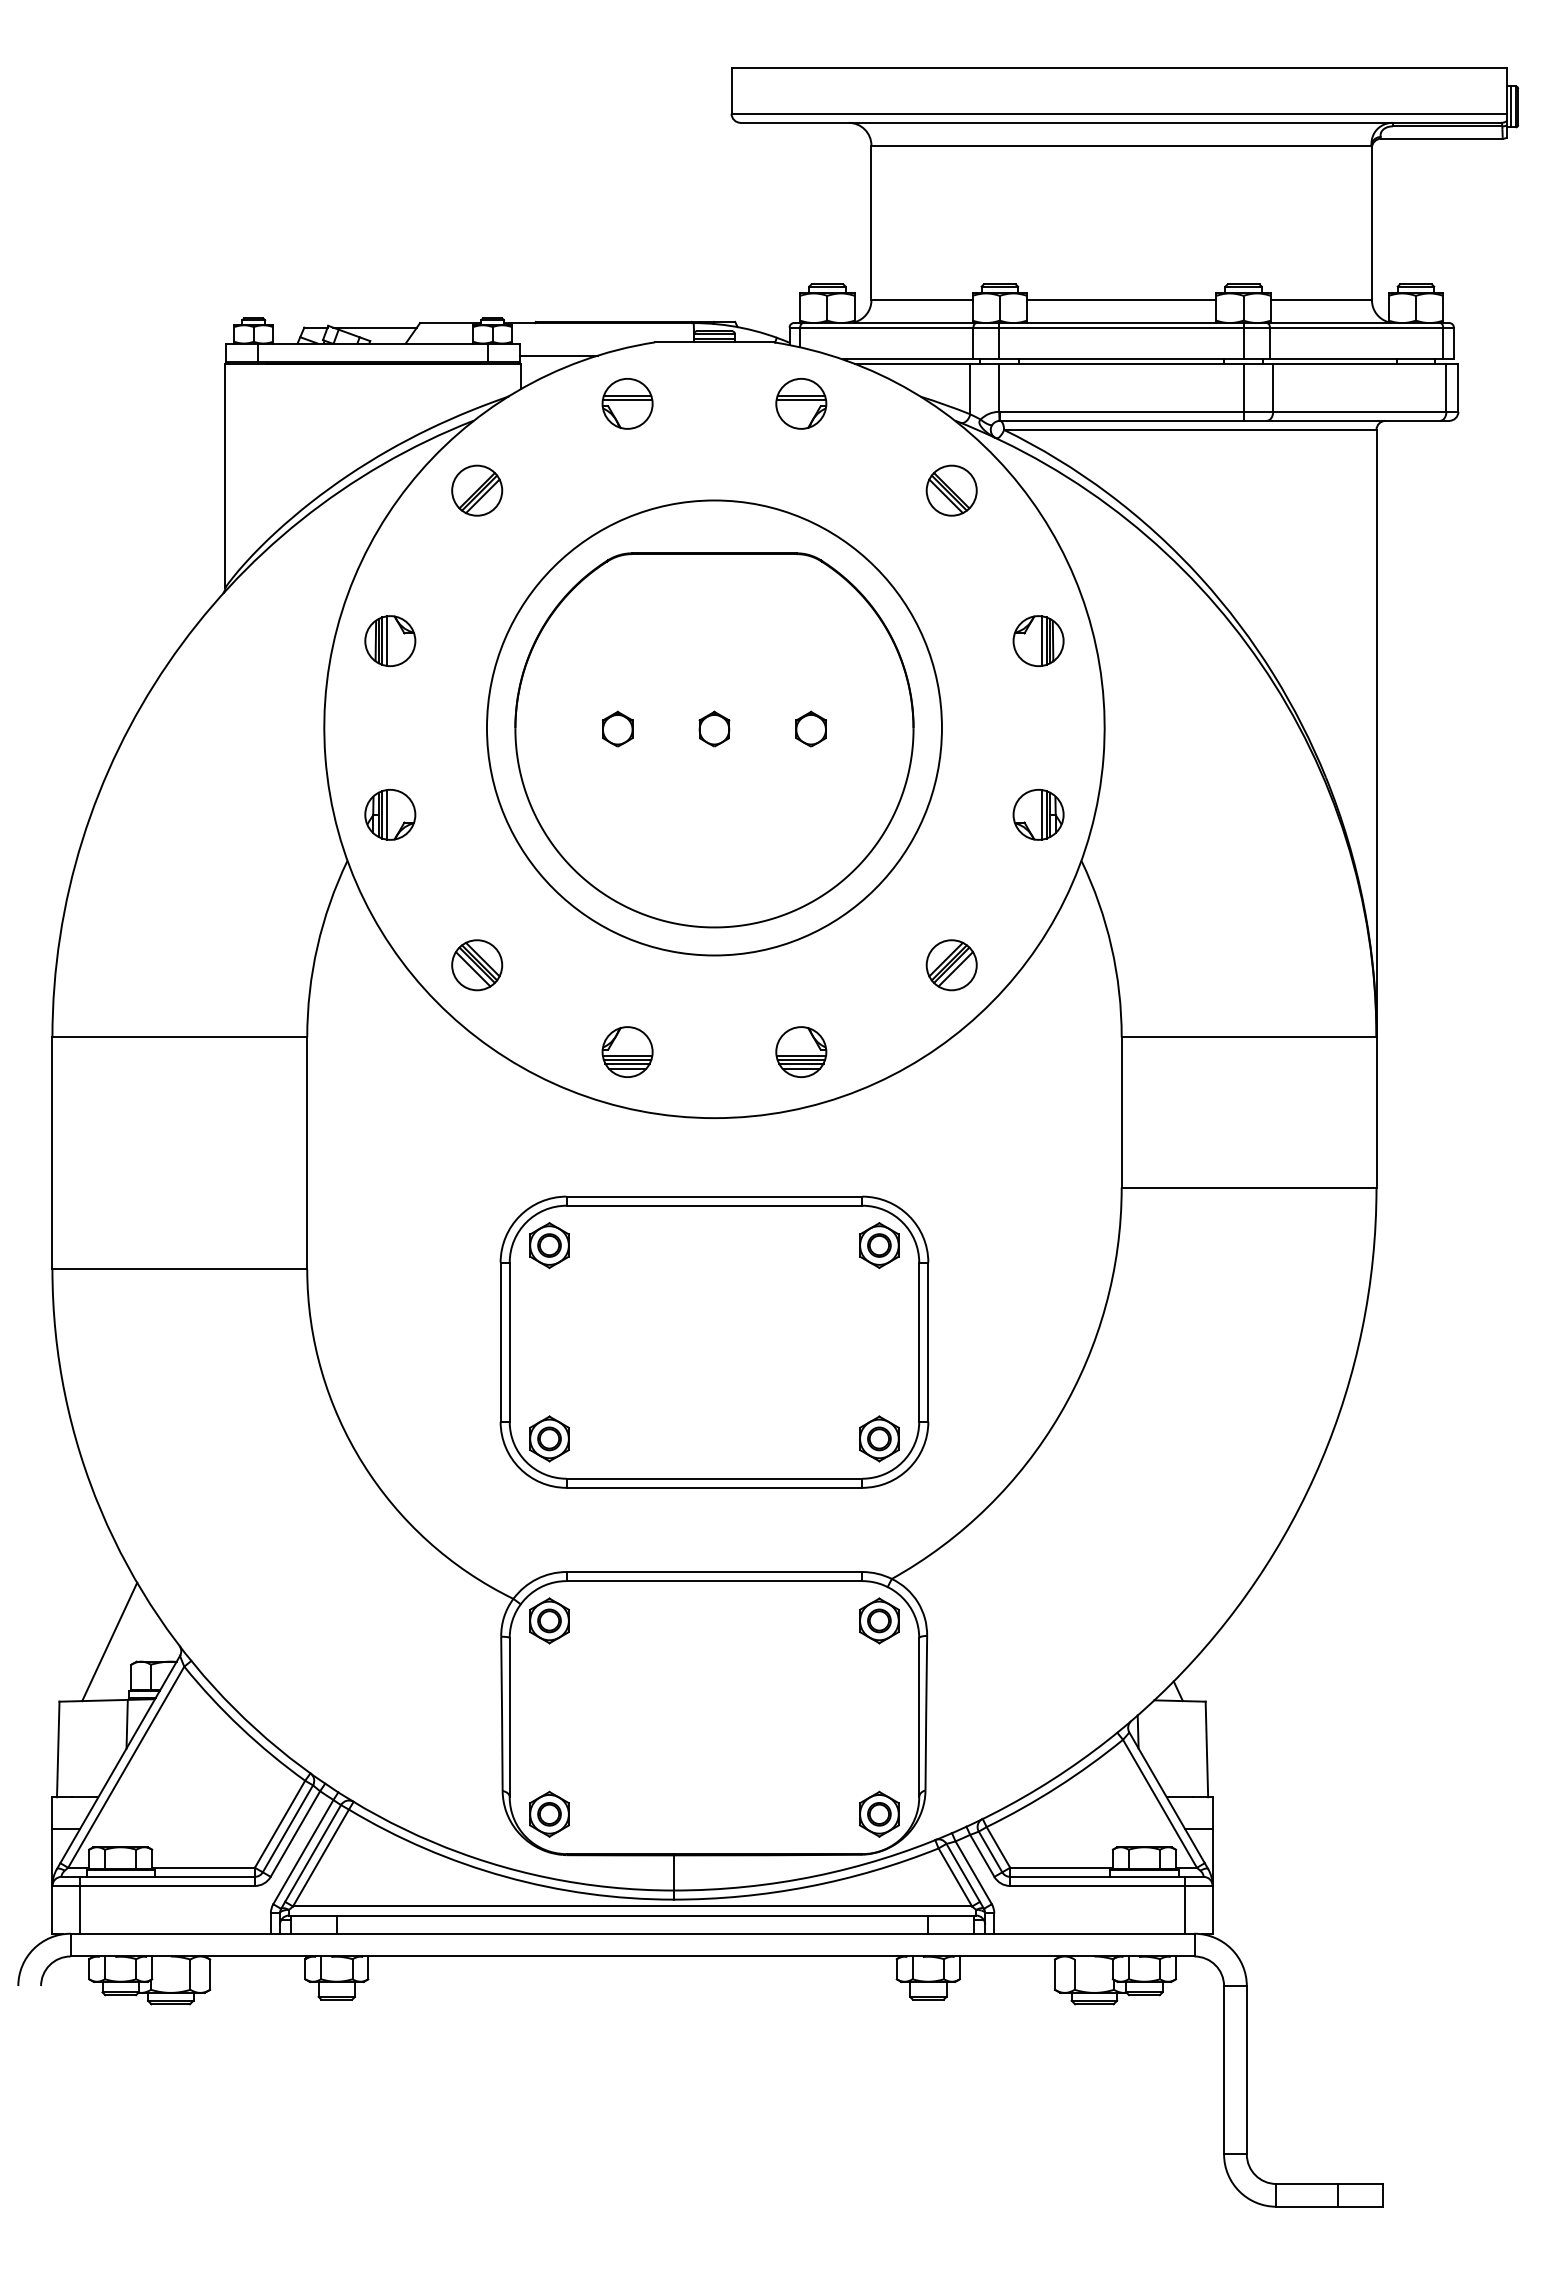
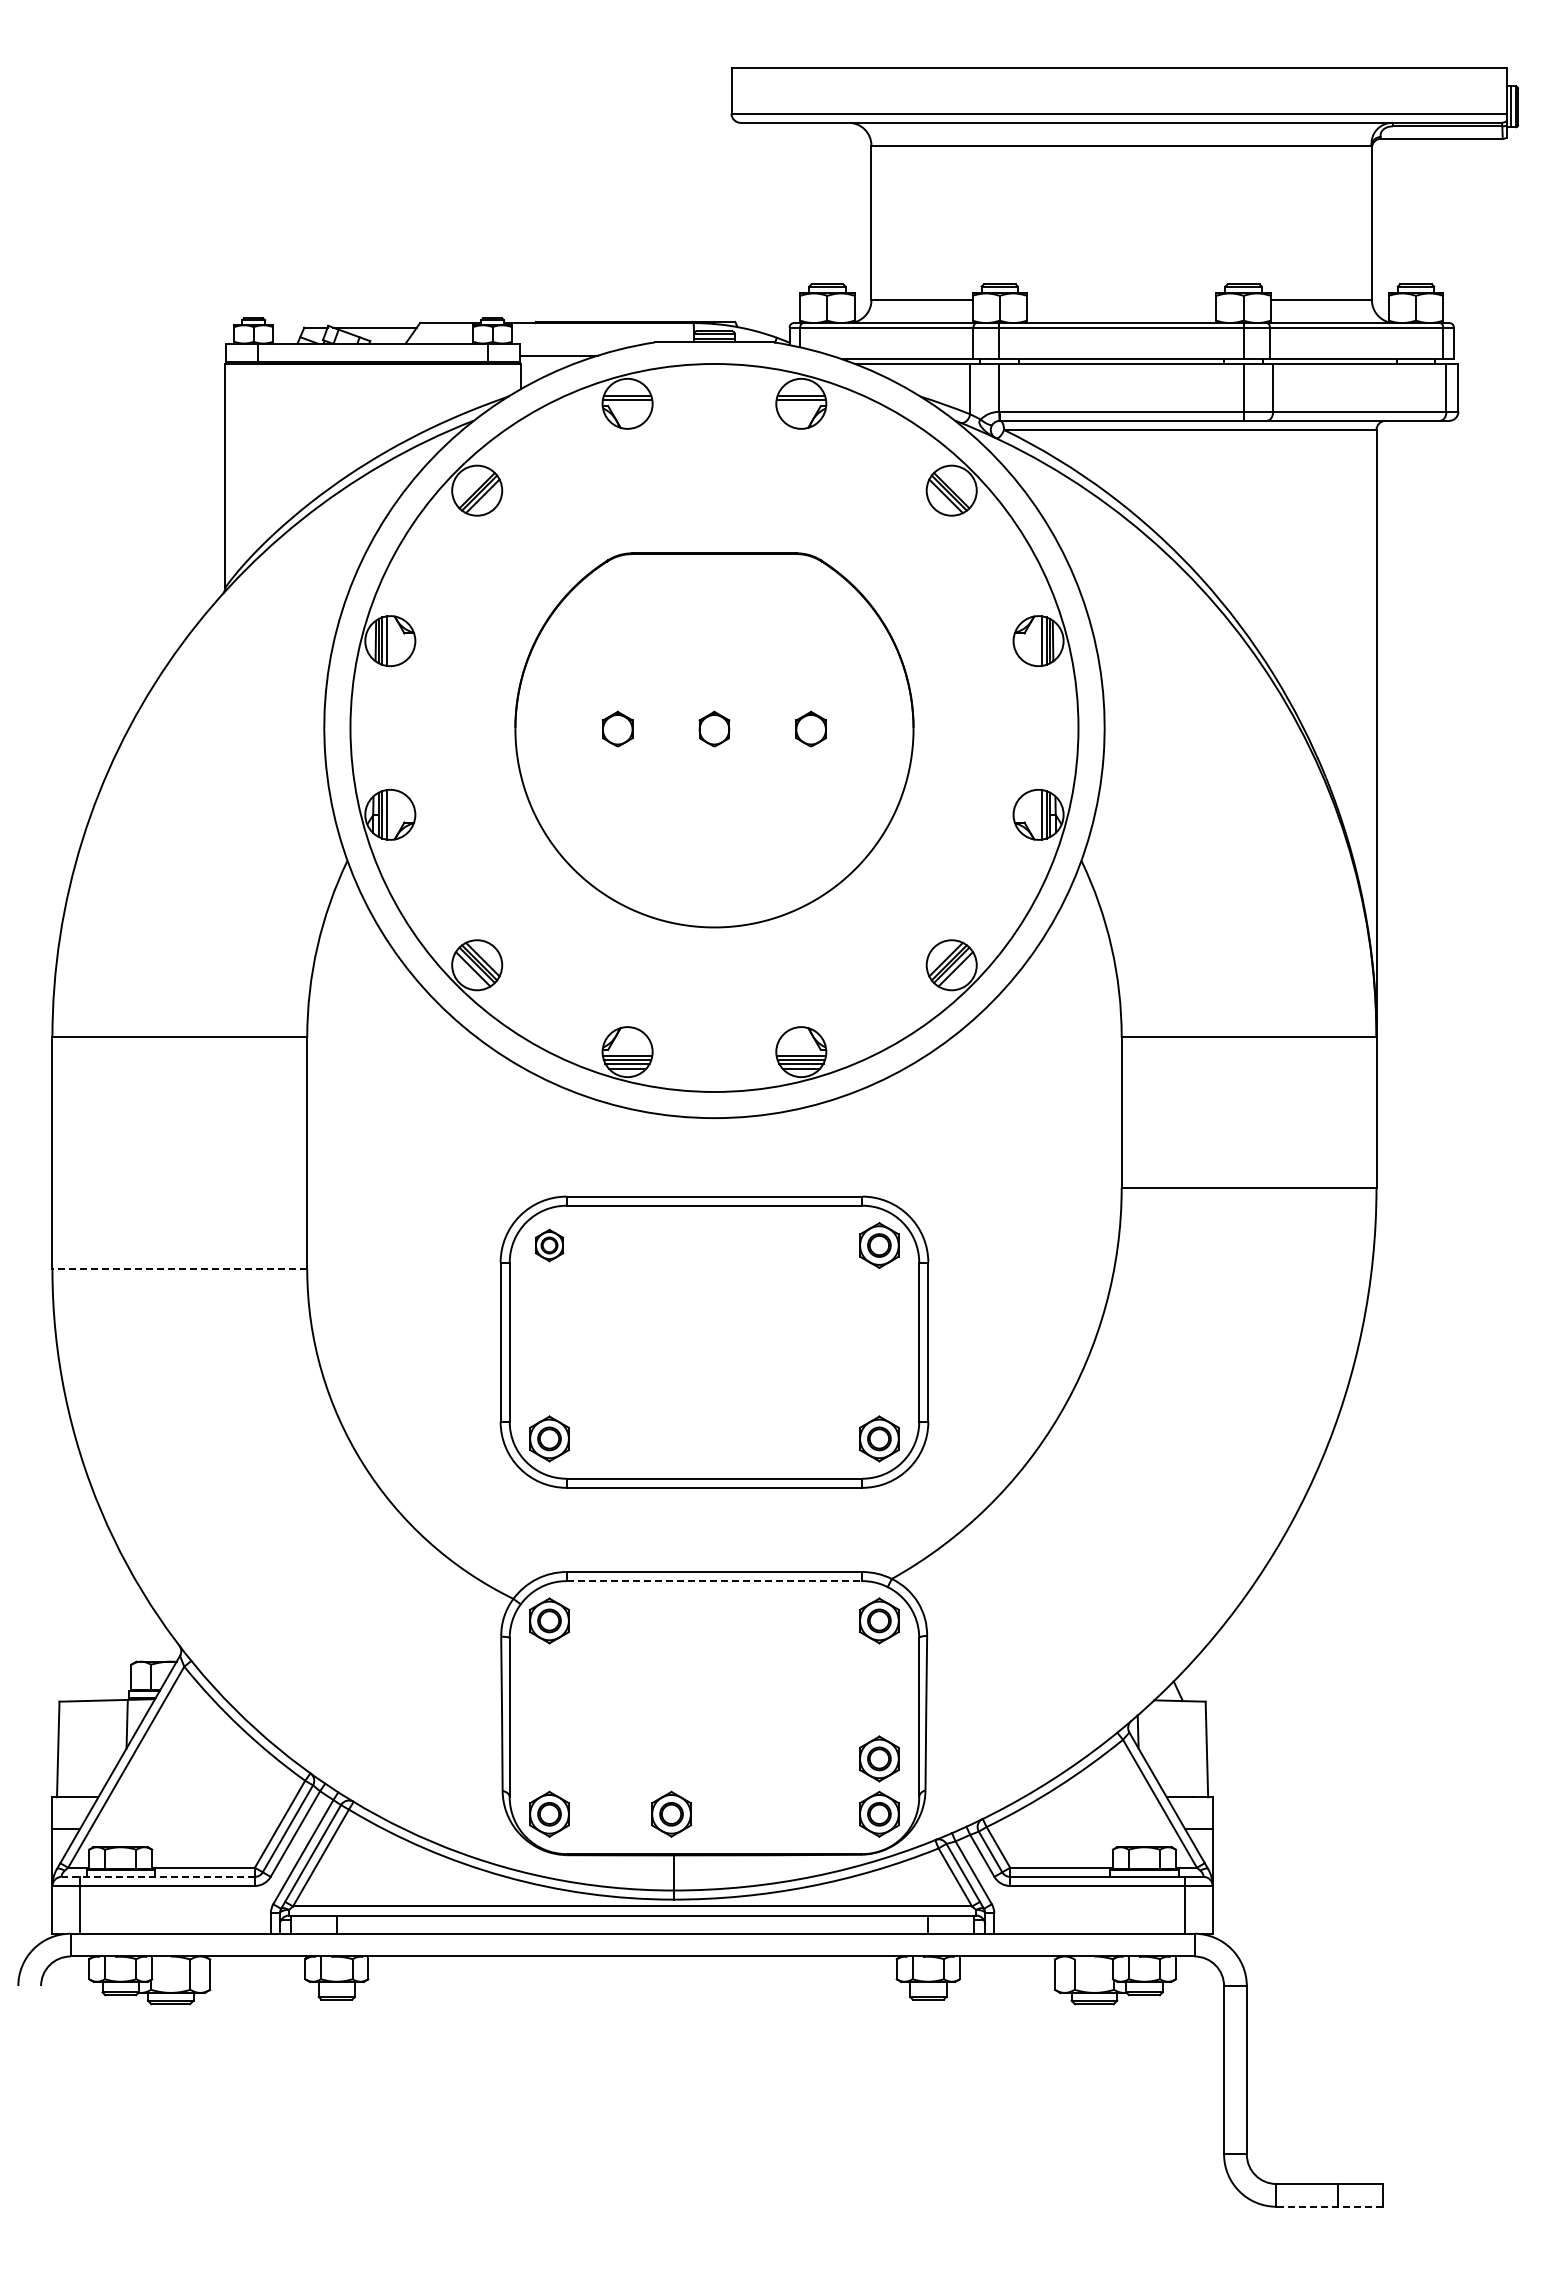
line: present -> none (1121, 300)
circle diameter: 455 px -> 728 px (714, 727)
part size: 41x47 px -> 30x35 px (549, 1245)
line: solid -> dashed (179, 1269)
line: solid -> dashed (714, 1581)
line: present -> none (109, 1641)
part: none -> present (879, 1758)
part: none -> present (671, 1813)
line: solid -> dashed (158, 1876)
line: solid -> dashed (1329, 2206)
